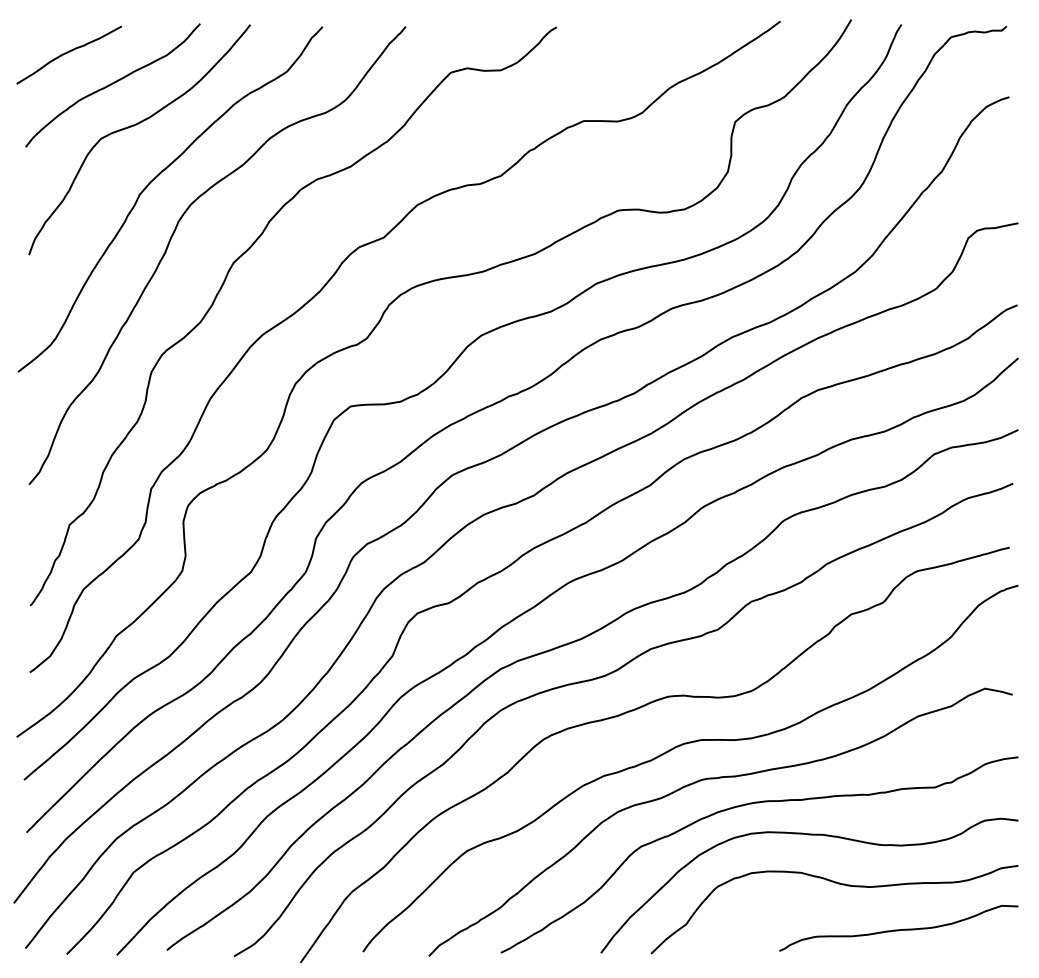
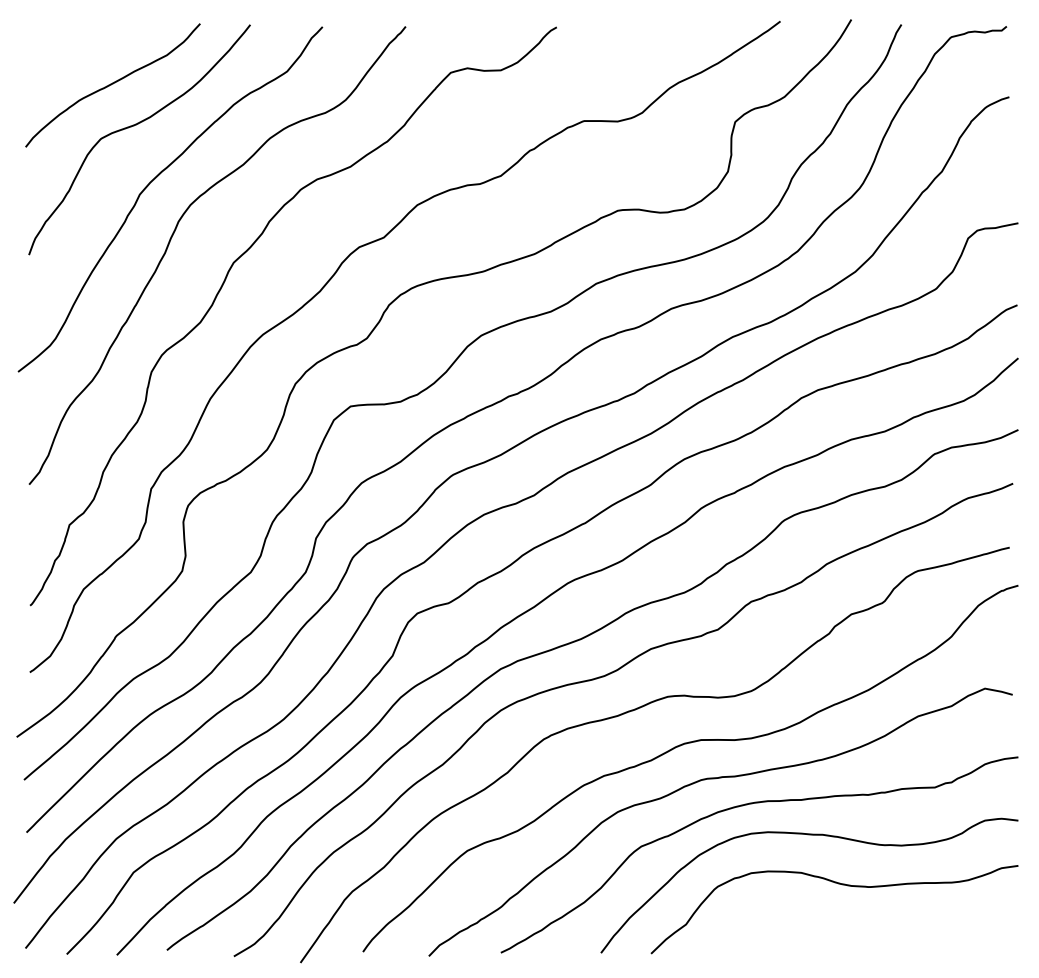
curve: present -> none (67, 53)
curve: present -> none (898, 929)
